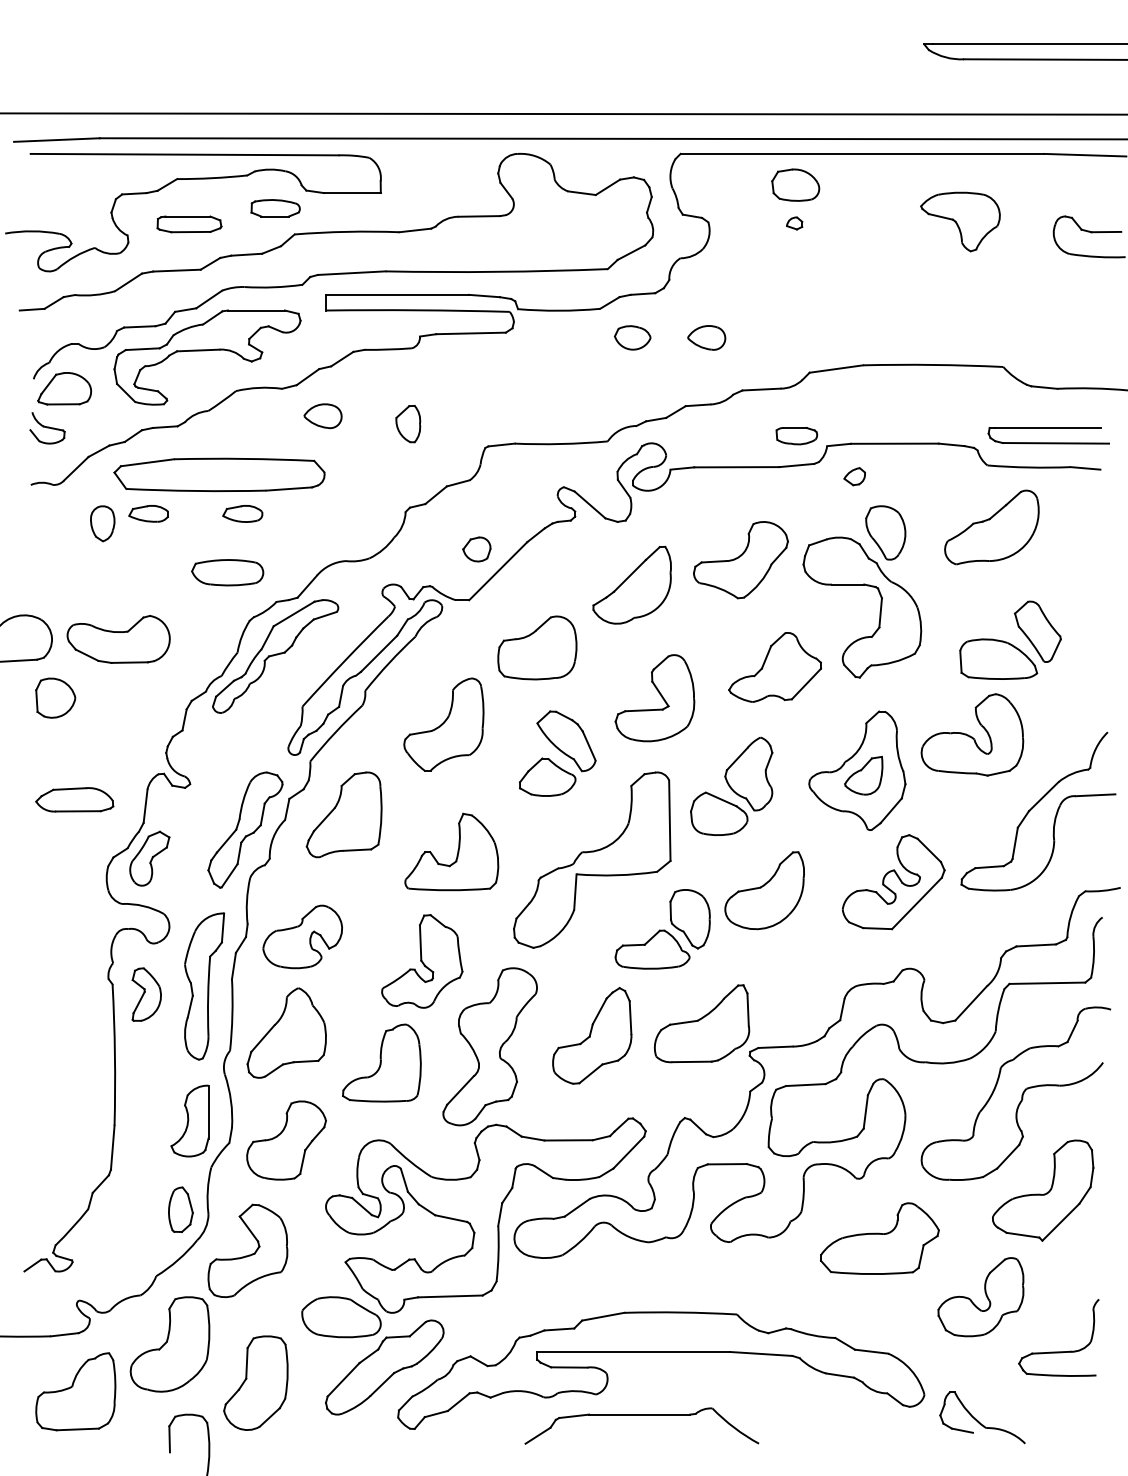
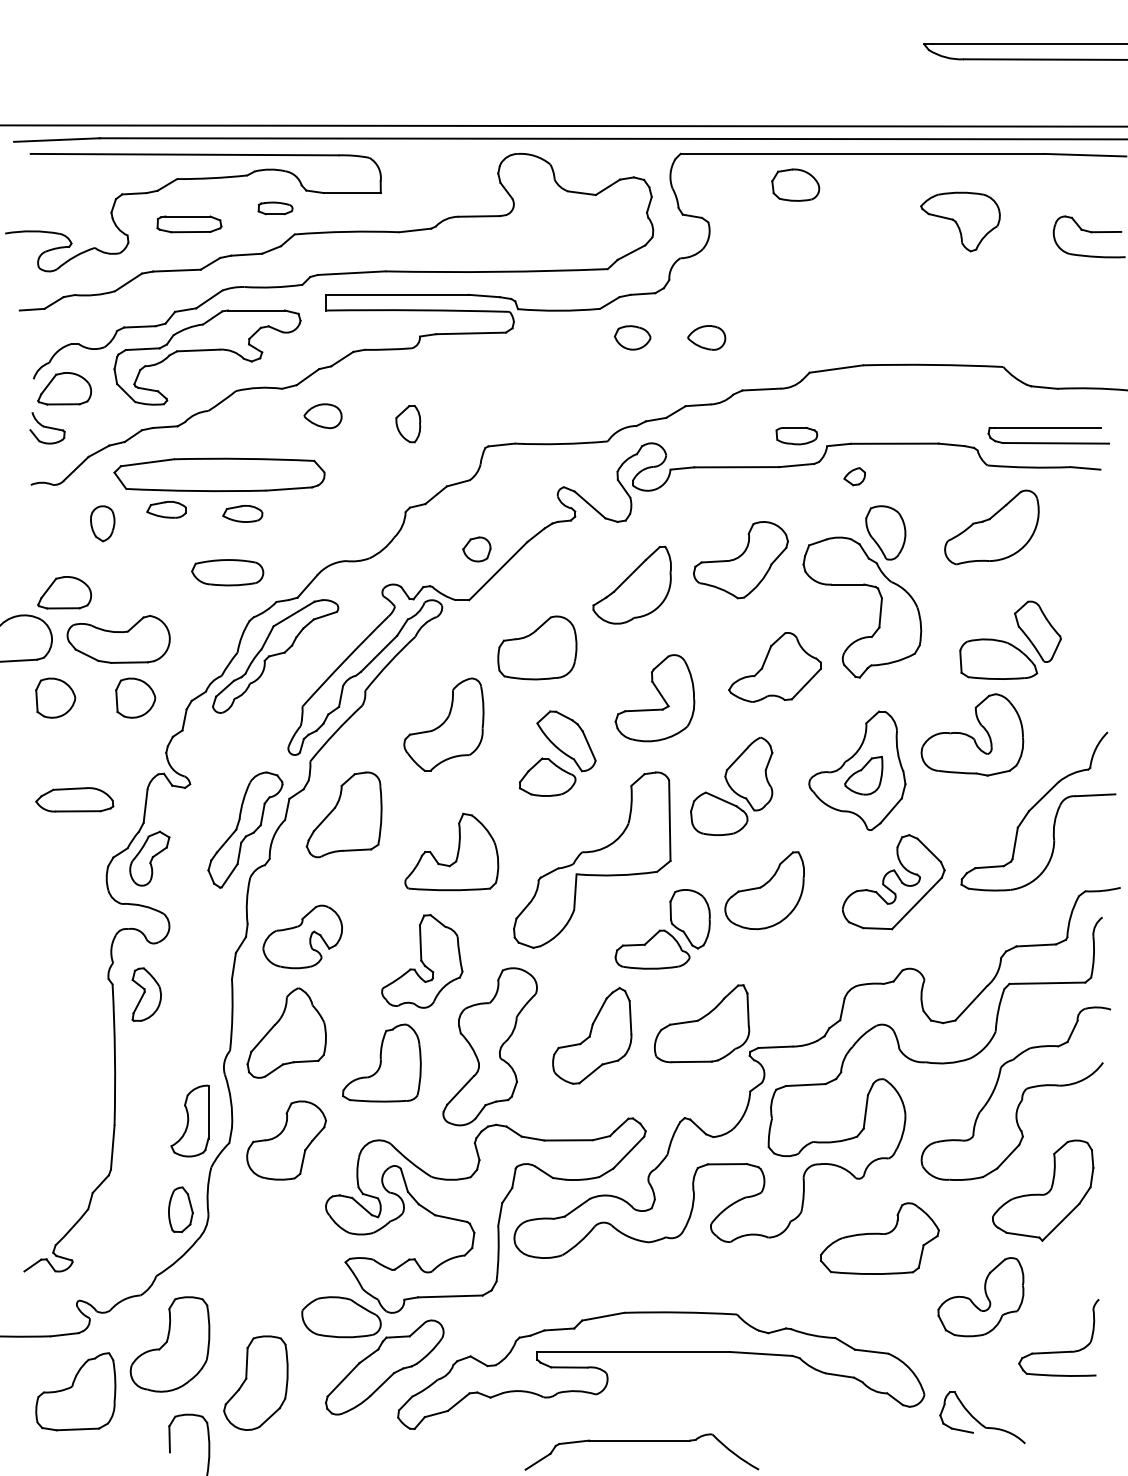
line position: (563, 113) -> (563, 125) (563, 125)
part size: 51x19 px -> 37x15 px (275, 208)
part: present -> none (794, 223)
part position: (148, 513) -> (166, 509) (166, 509)
part: none -> present (64, 592)
part: none -> present (135, 697)
part: present -> none (204, 986)
part: present -> none (247, 1250)
part position: (641, 1415) -> (641, 1441) (641, 1441)
